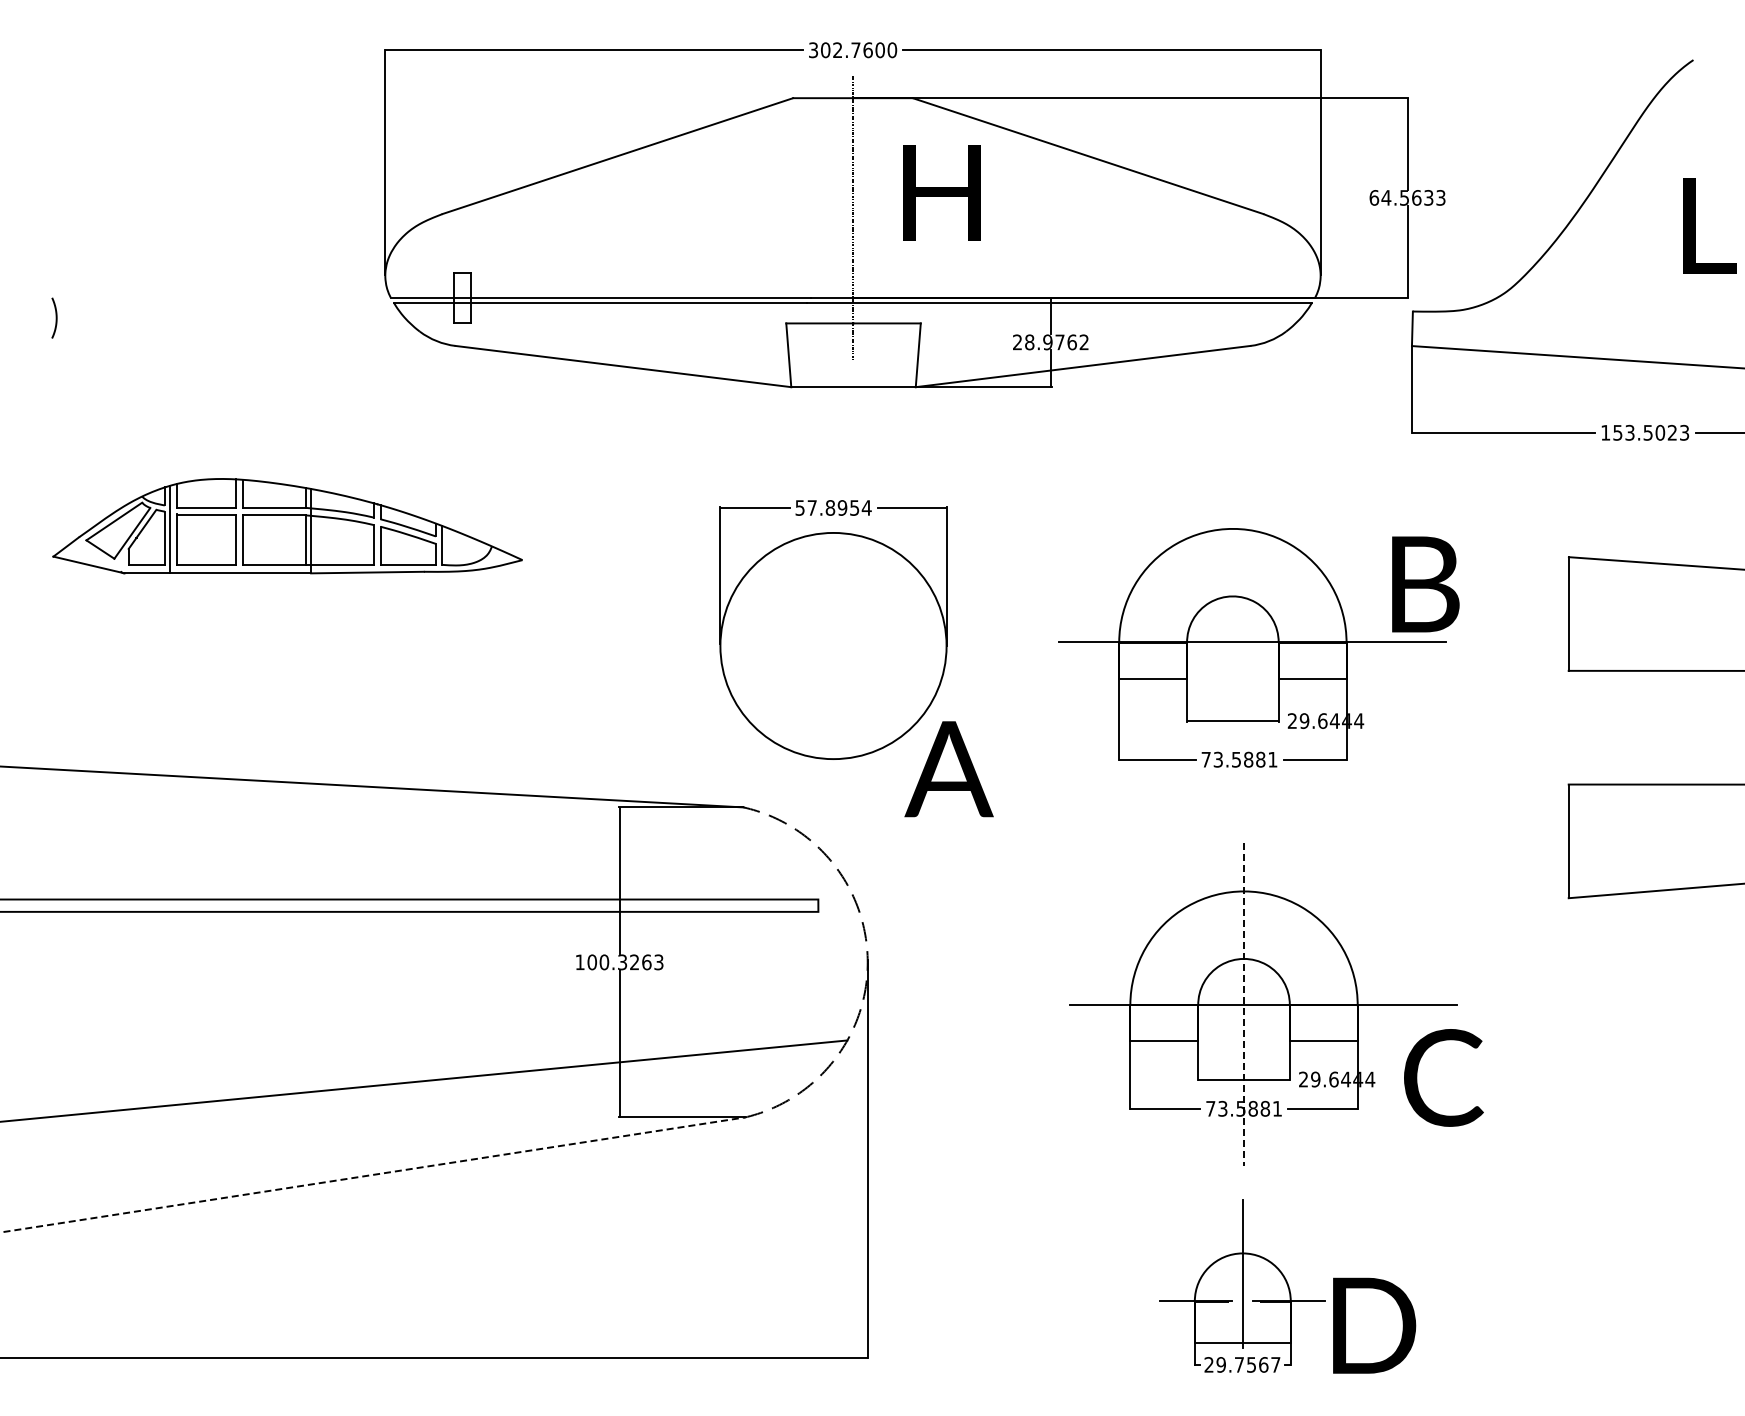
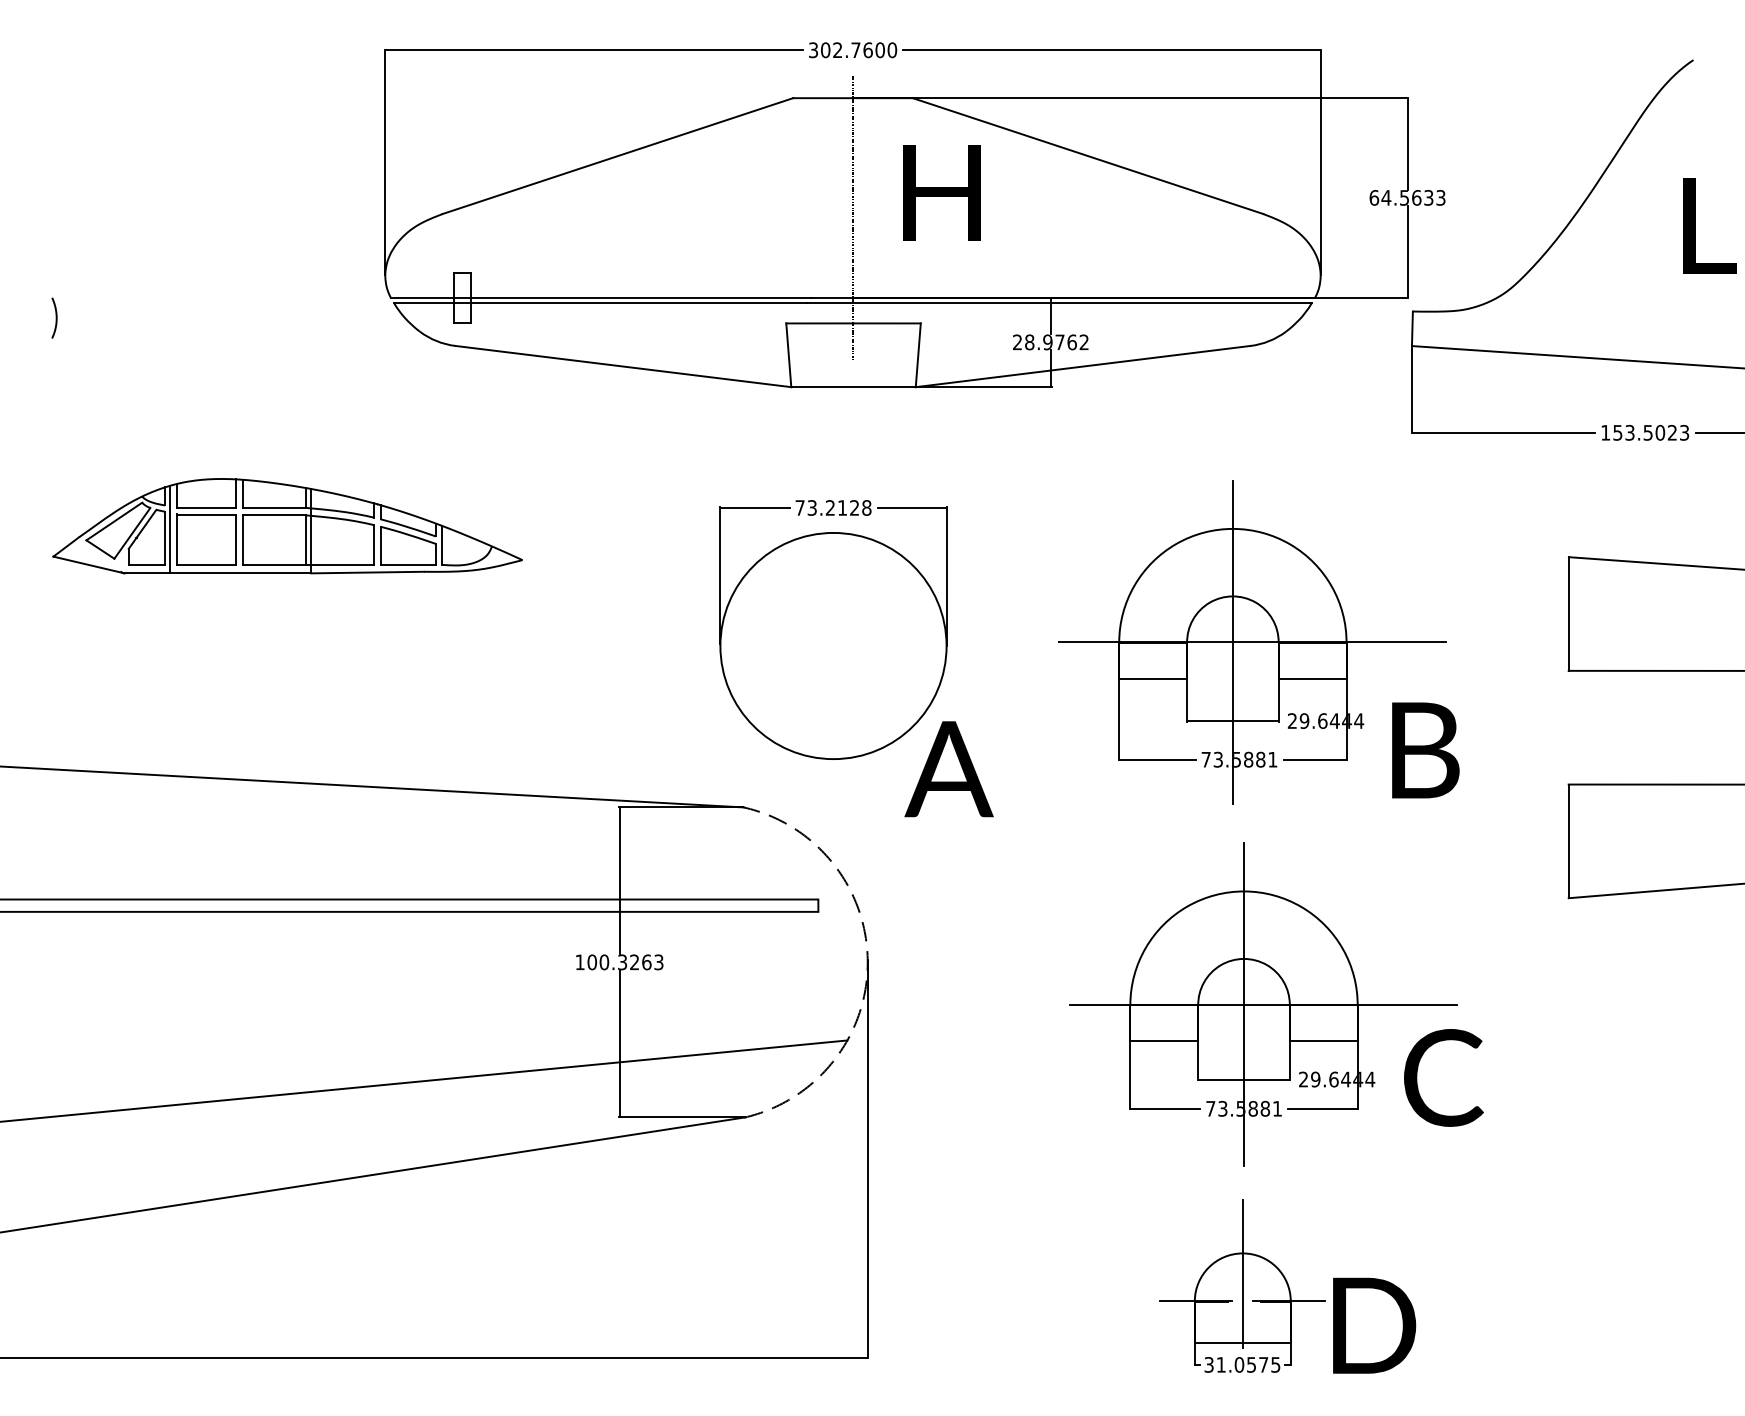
text: 57.8954 -> 73.2128 (833, 507)
text position: (1425, 584) -> (1425, 750) (1425, 750)
line: none -> present (1232, 641)
line: dashed -> solid (1244, 1005)
line: dashed -> solid (372, 1174)
text: 29.7567 -> 31.0575 (1242, 1364)
